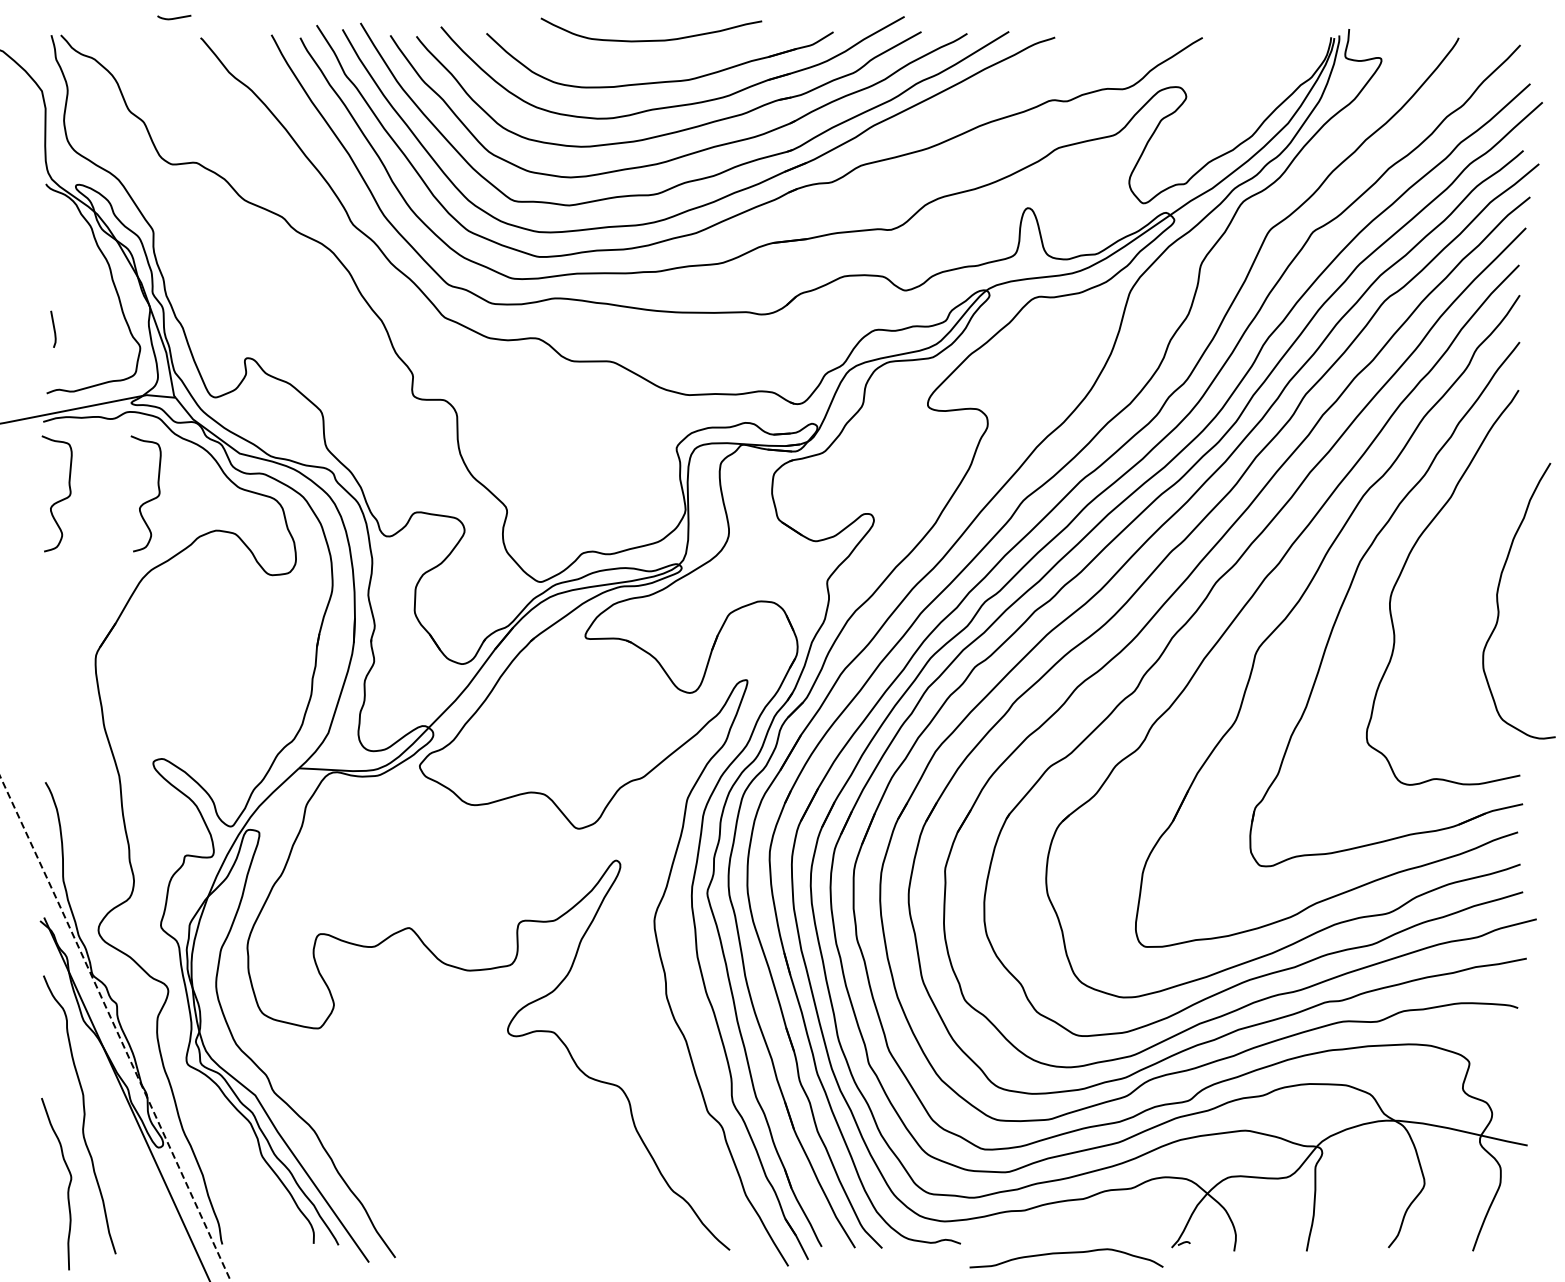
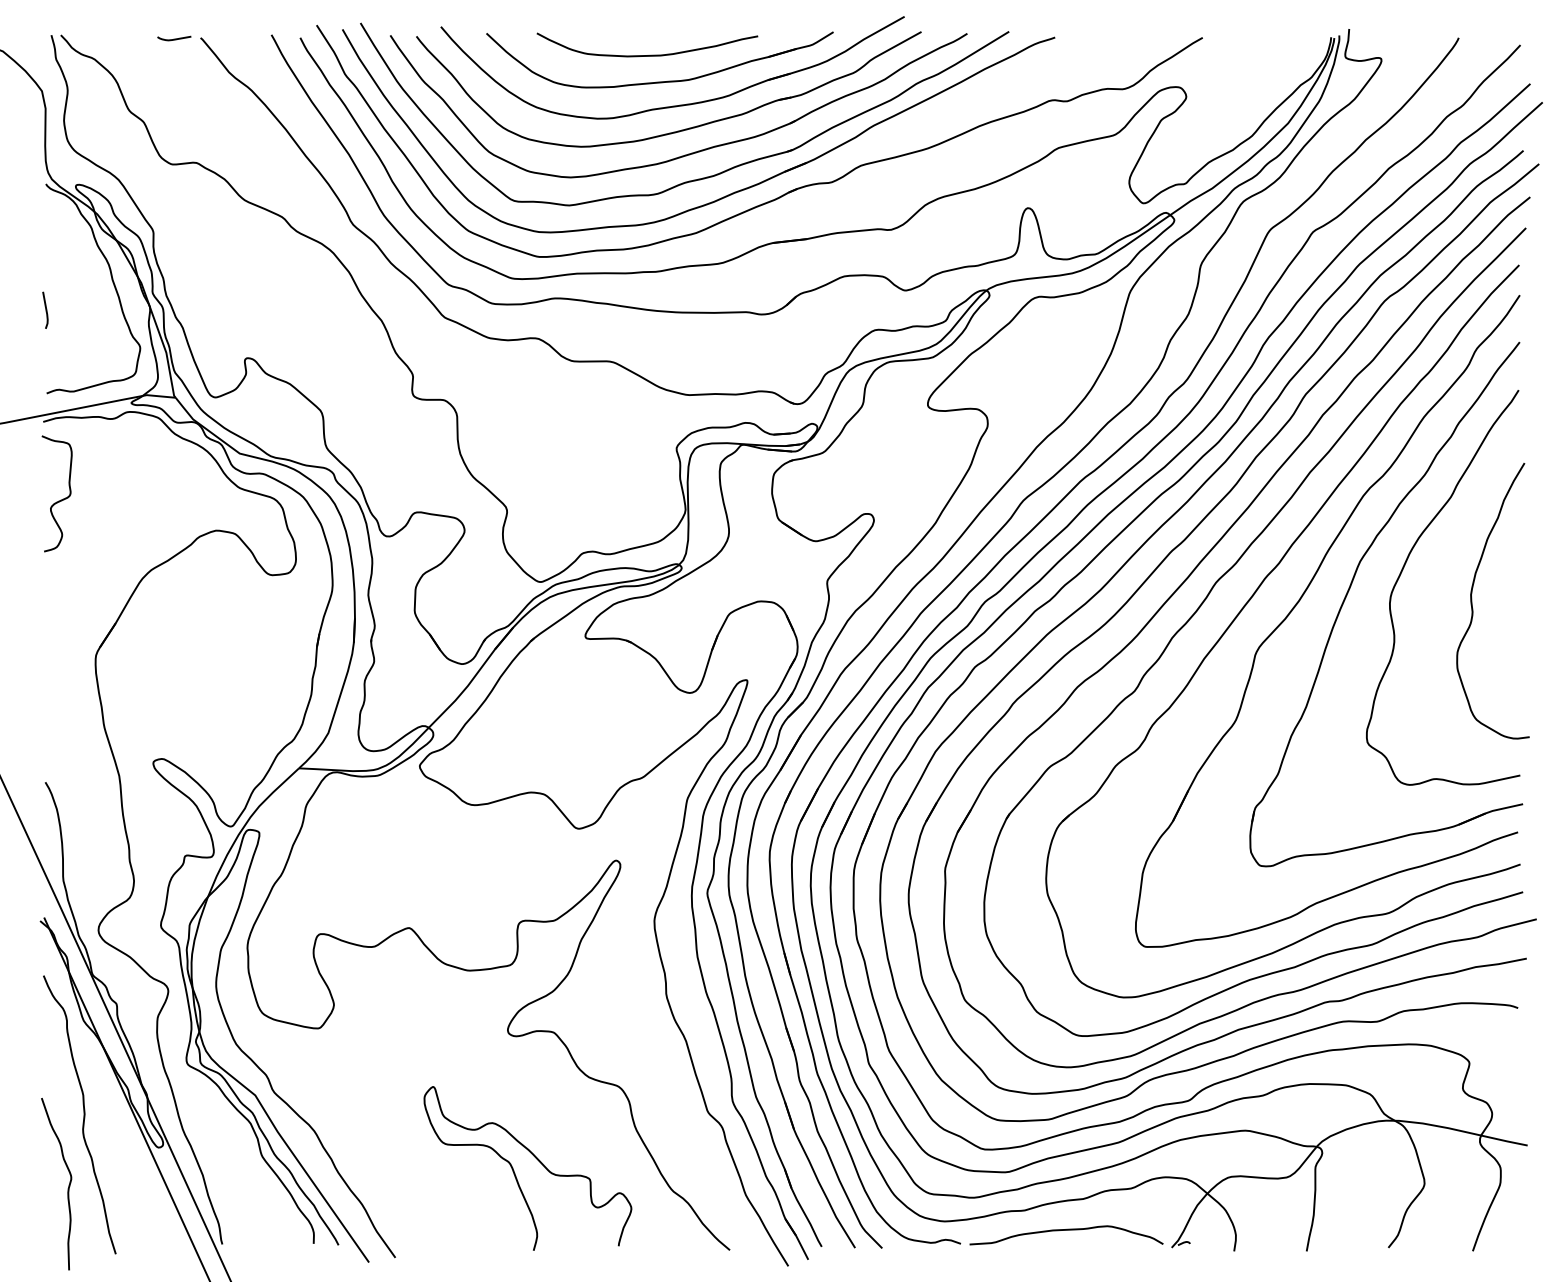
curve position: (174, 17) -> (174, 38) (174, 38)
curve position: (654, 39) -> (650, 54) (650, 54)
line position: (53, 328) -> (45, 309) (45, 309)
curve: present -> none (149, 499)
curve position: (1498, 601) -> (1472, 601) (1472, 601)
line: dashed -> solid (115, 1028)
curve: none -> present (536, 1159)
curve position: (1066, 1253) -> (1066, 1230) (1066, 1230)
